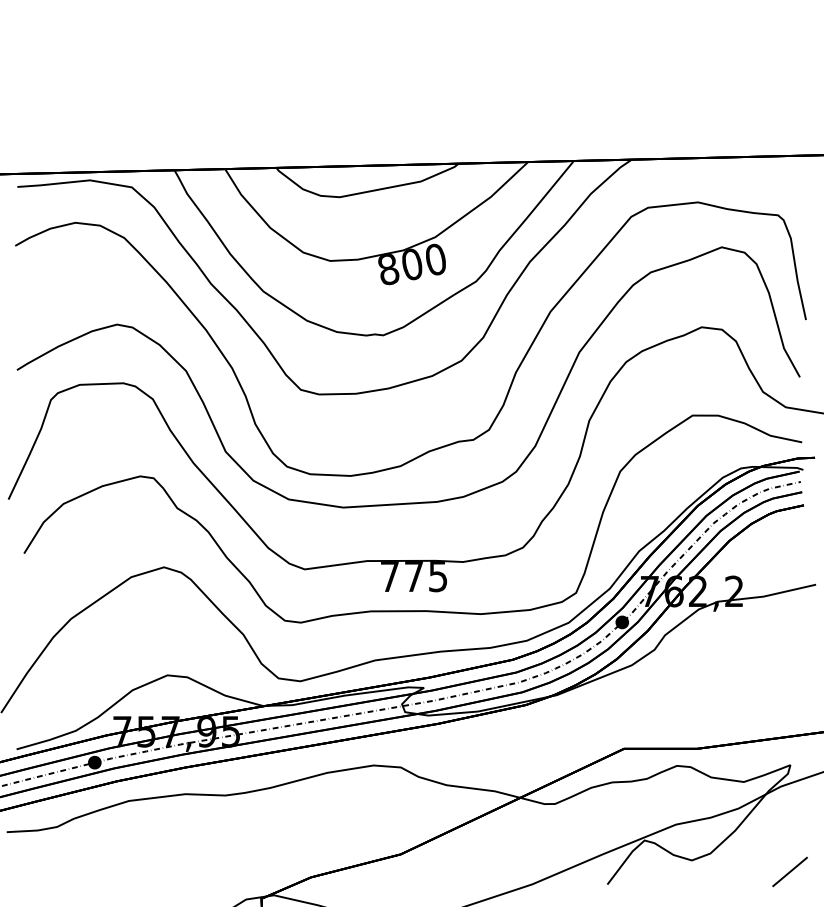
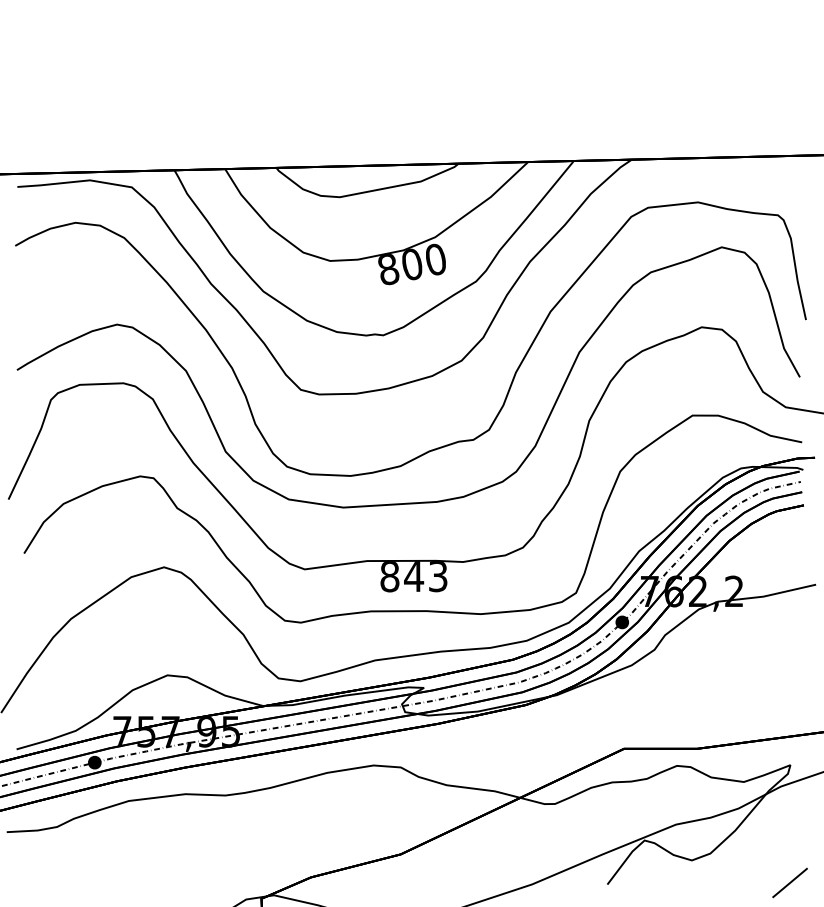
text: 775 -> 843 (413, 576)
line position: (789, 871) -> (789, 882) (789, 882)
